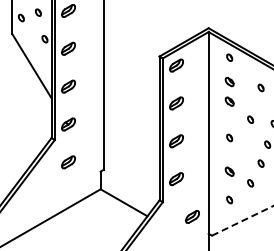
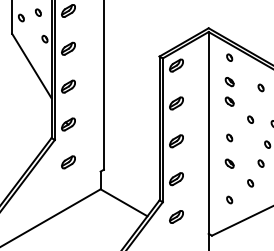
part position: (229, 171) -> (229, 163) (229, 163)
part position: (192, 216) -> (176, 216) (176, 216)
line: dashed -> solid (242, 220)
